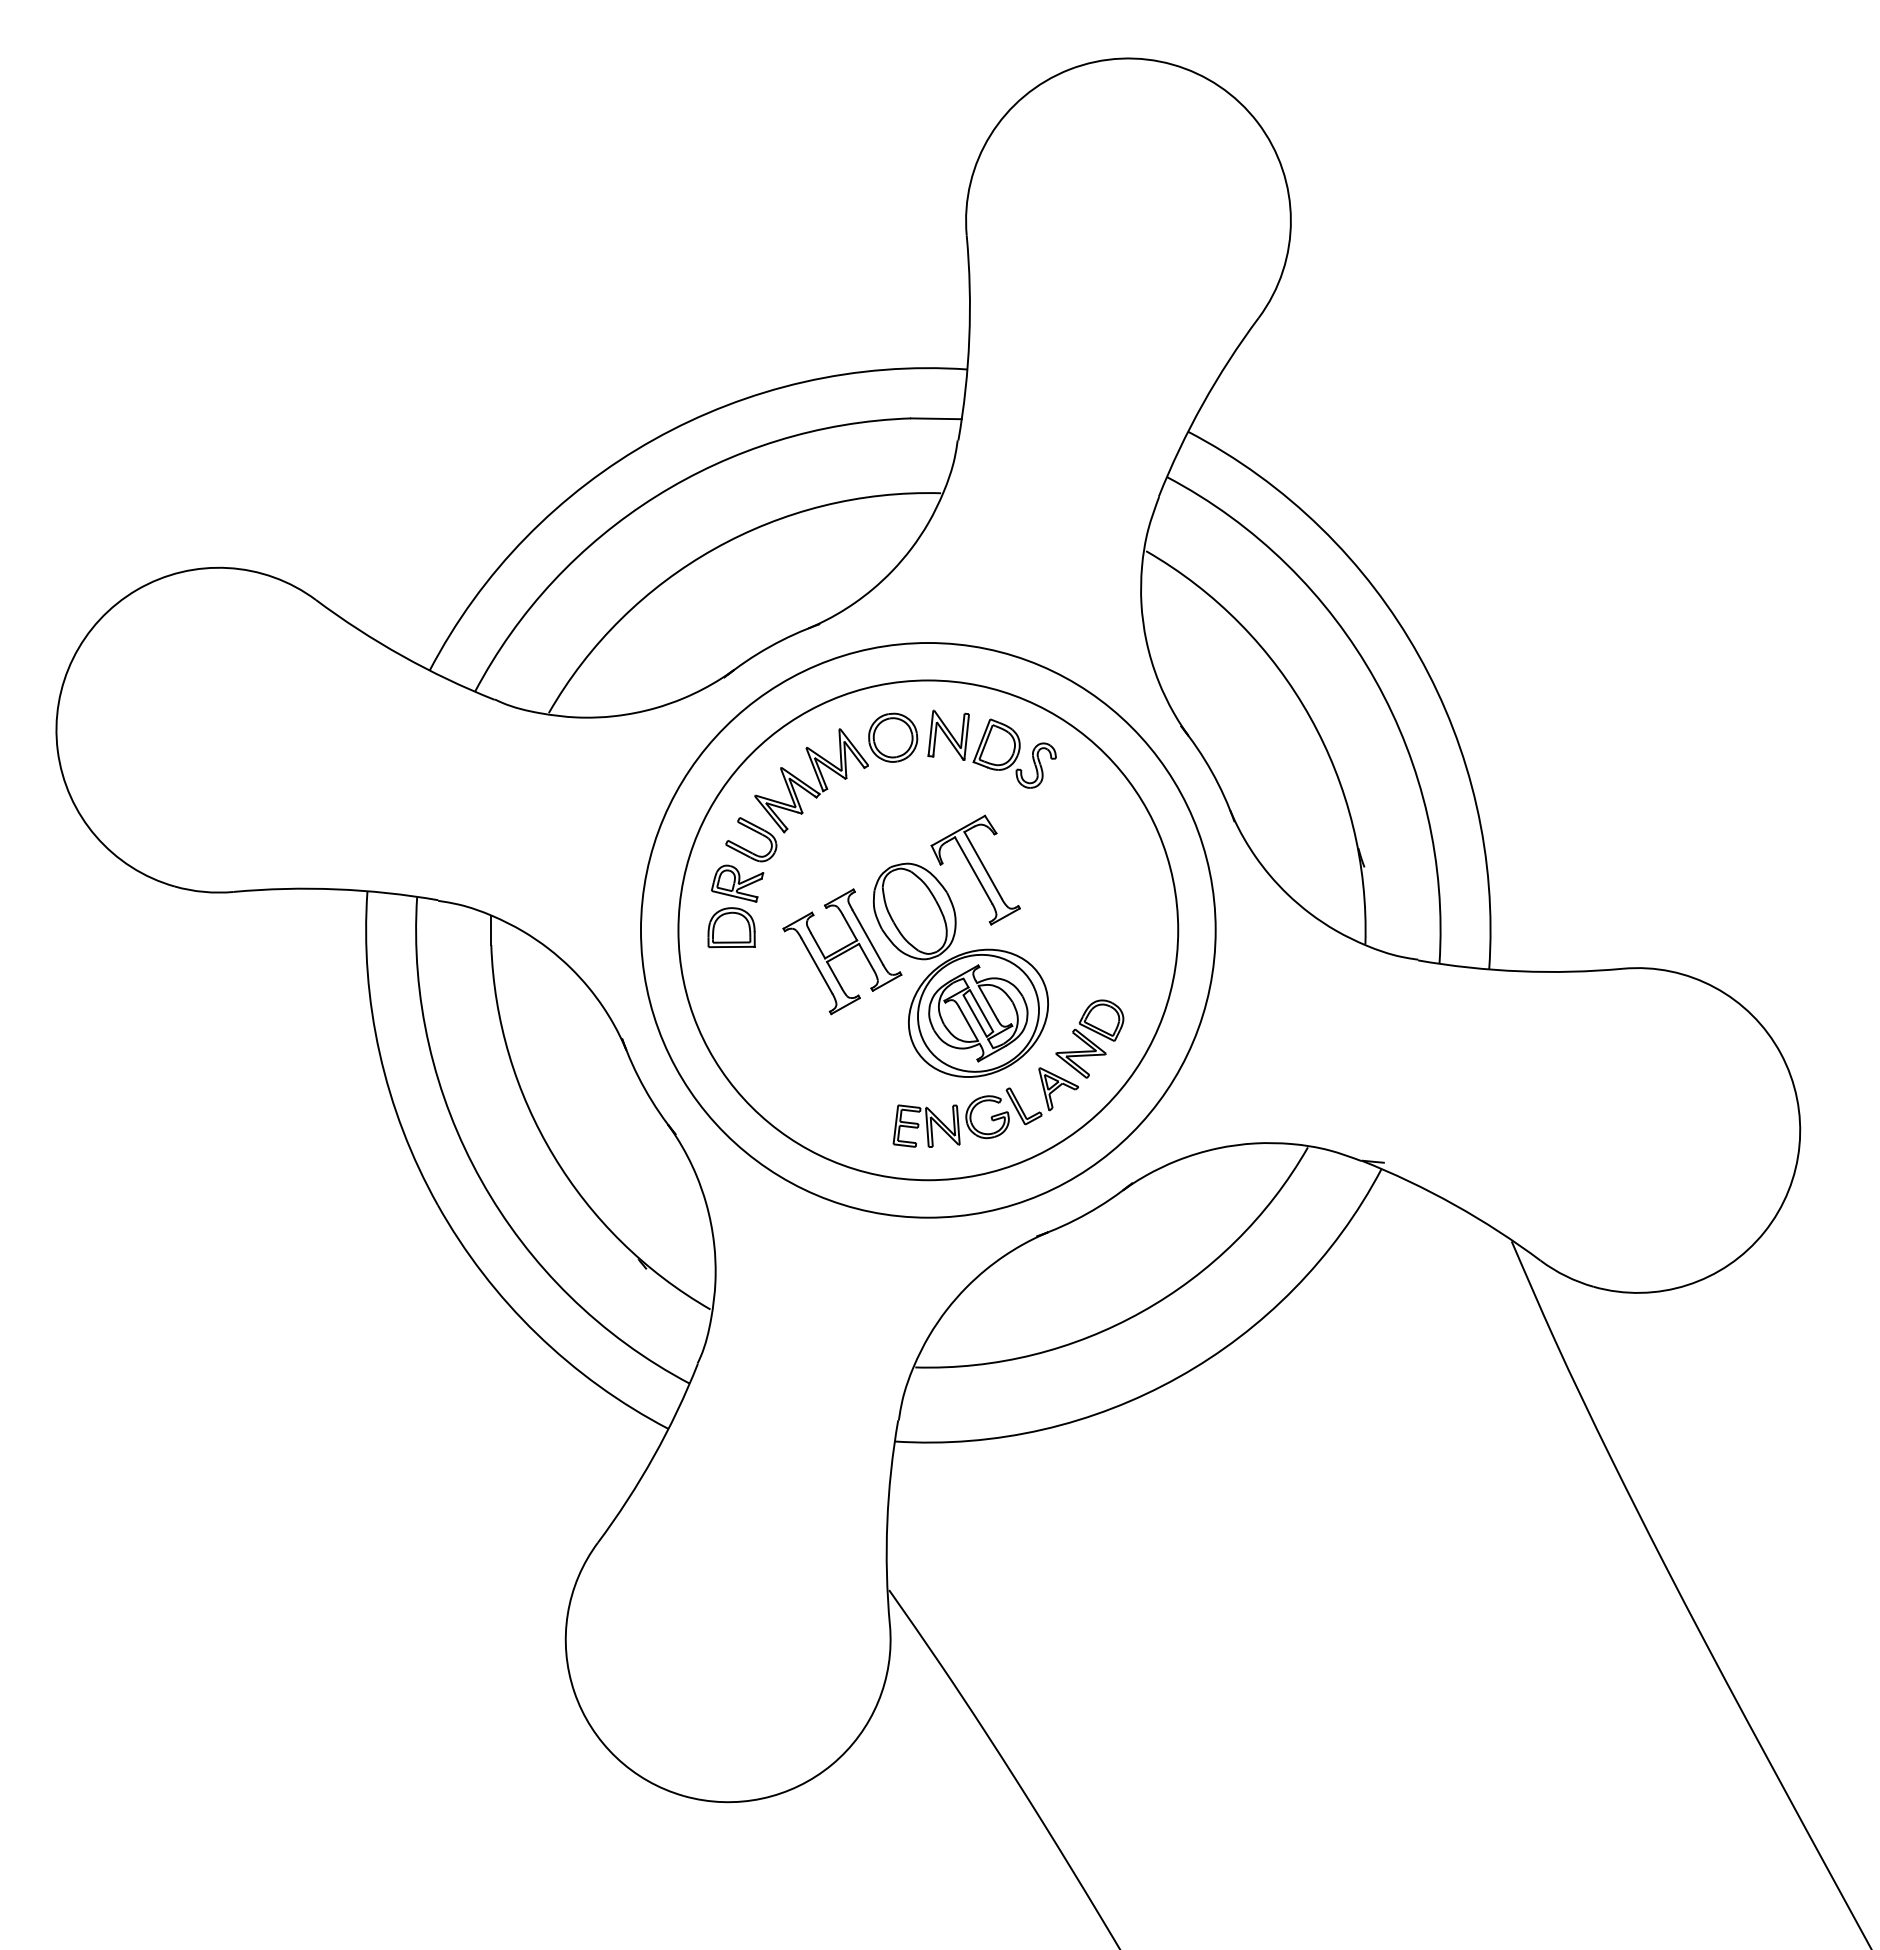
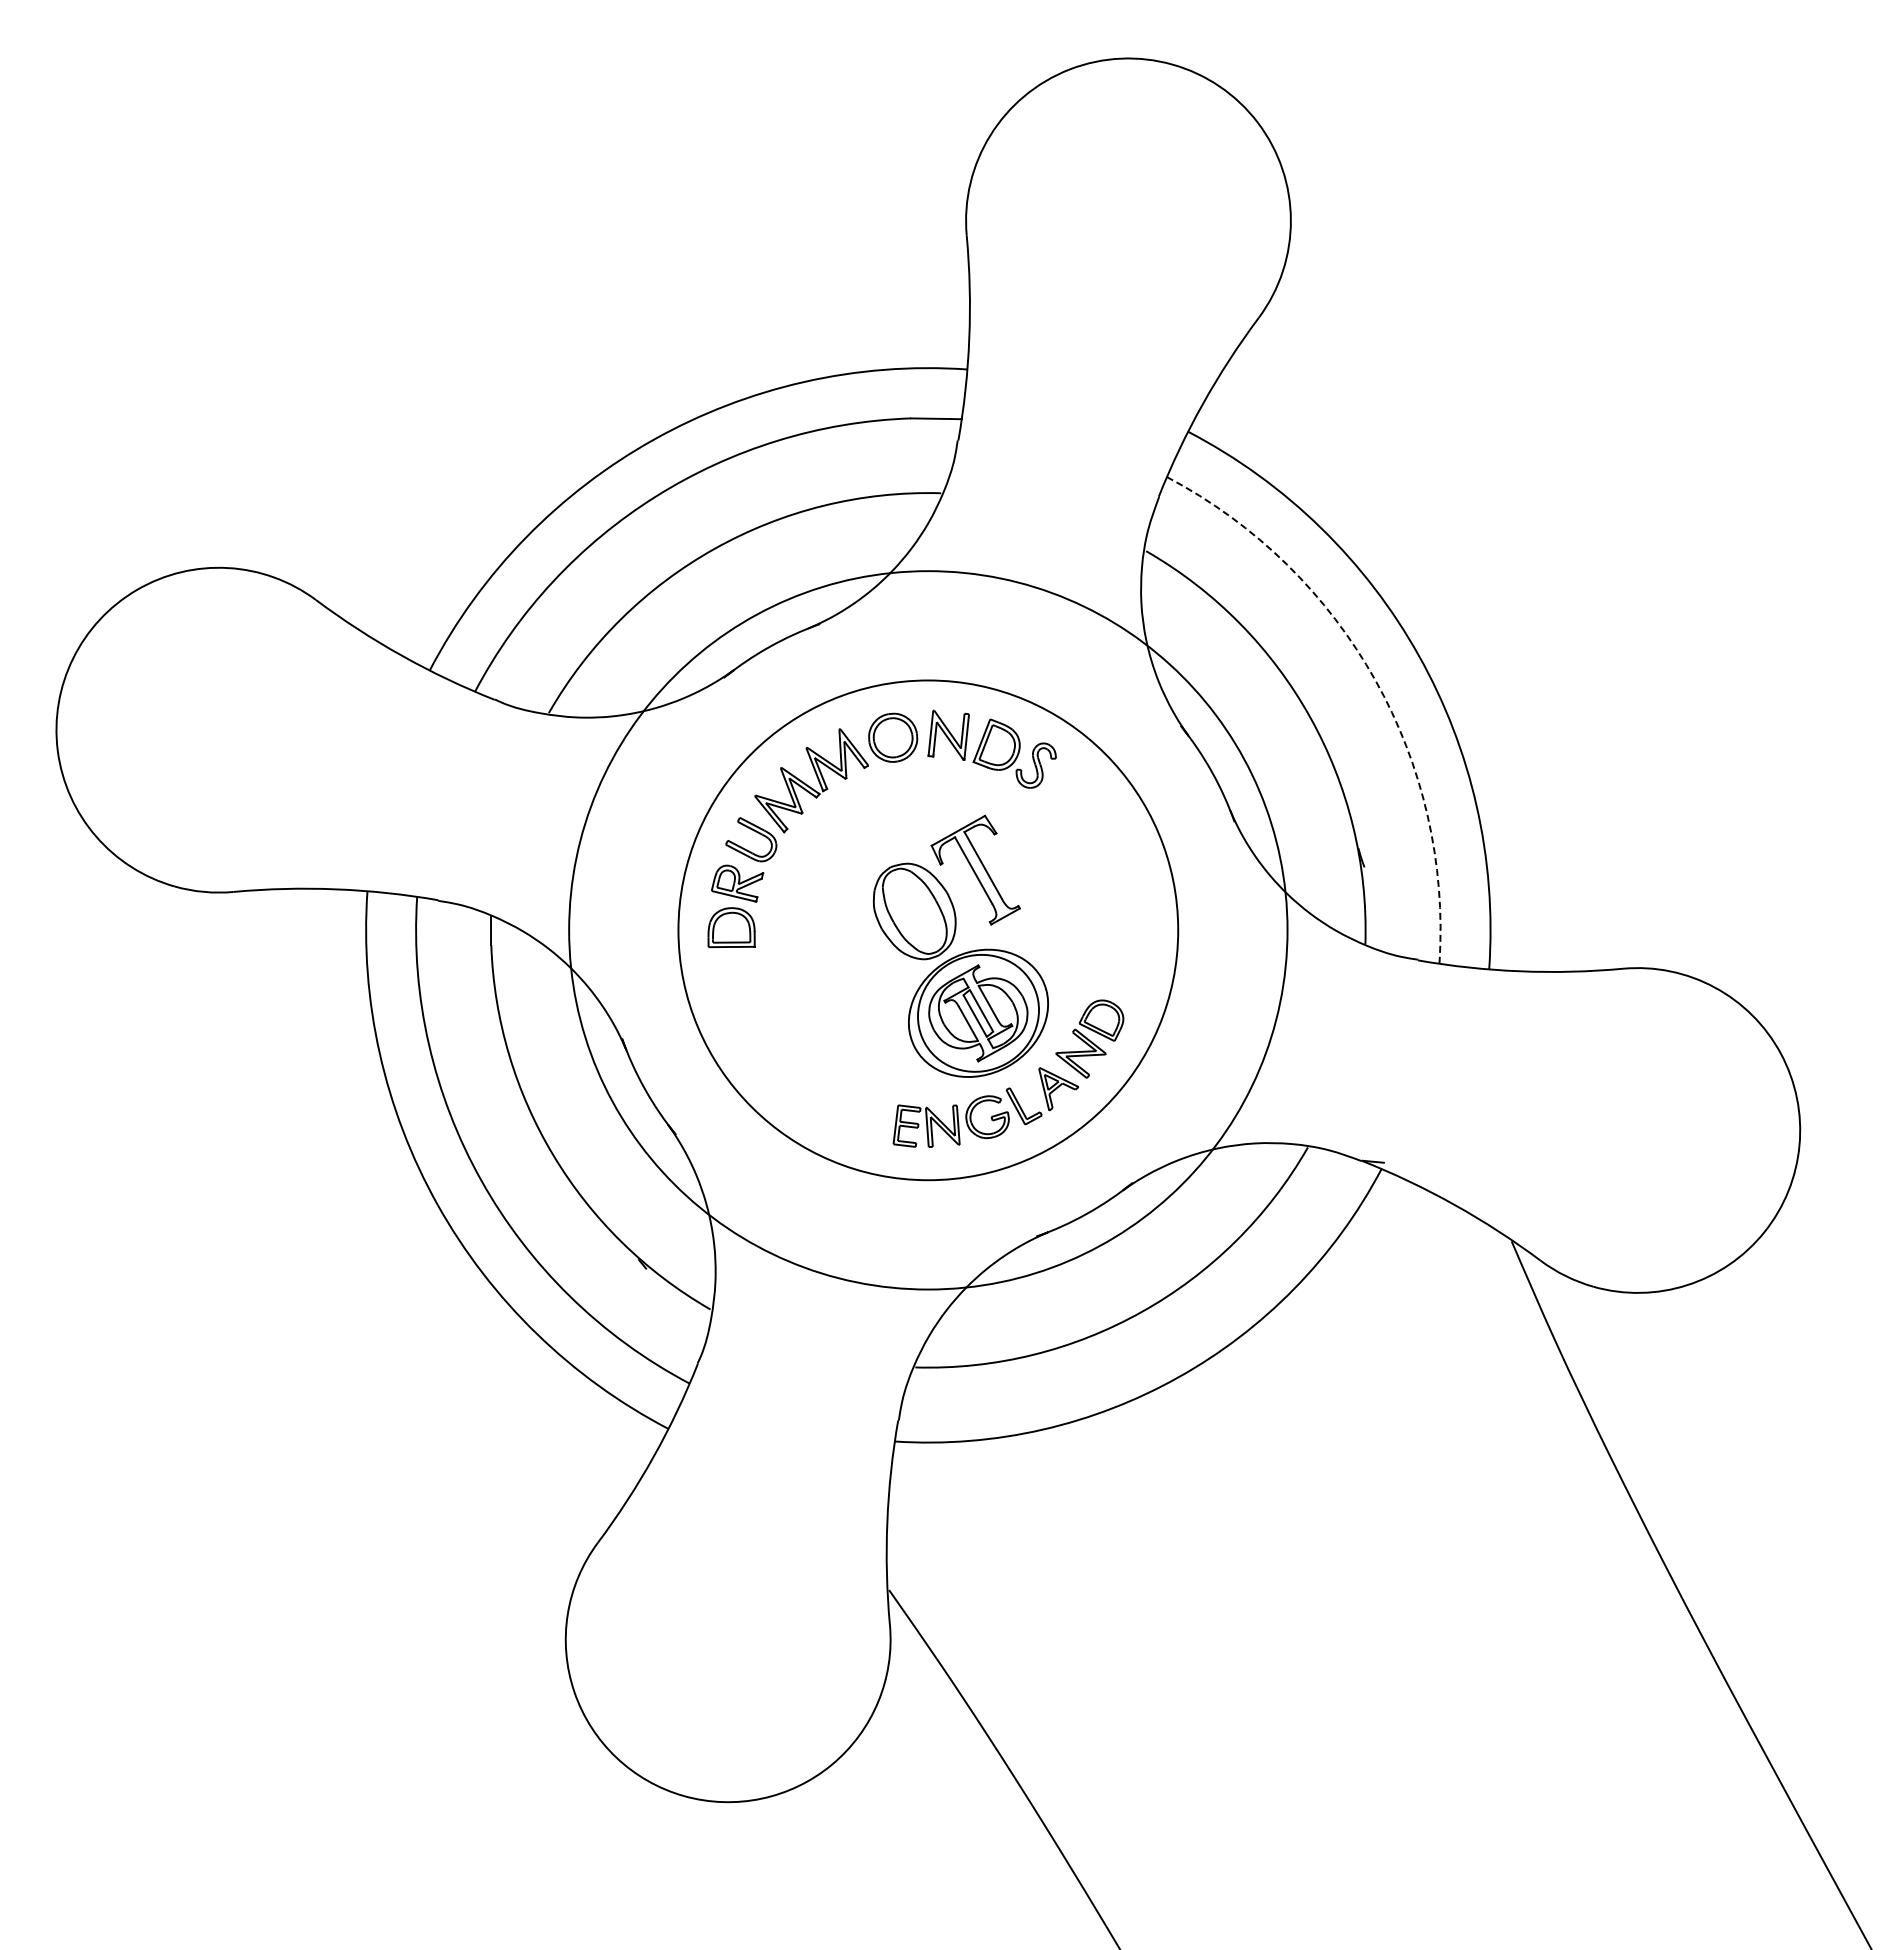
arc: solid -> dashed (1375, 680)
circle diameter: 575 px -> 718 px (928, 930)
part: present -> none (842, 951)
